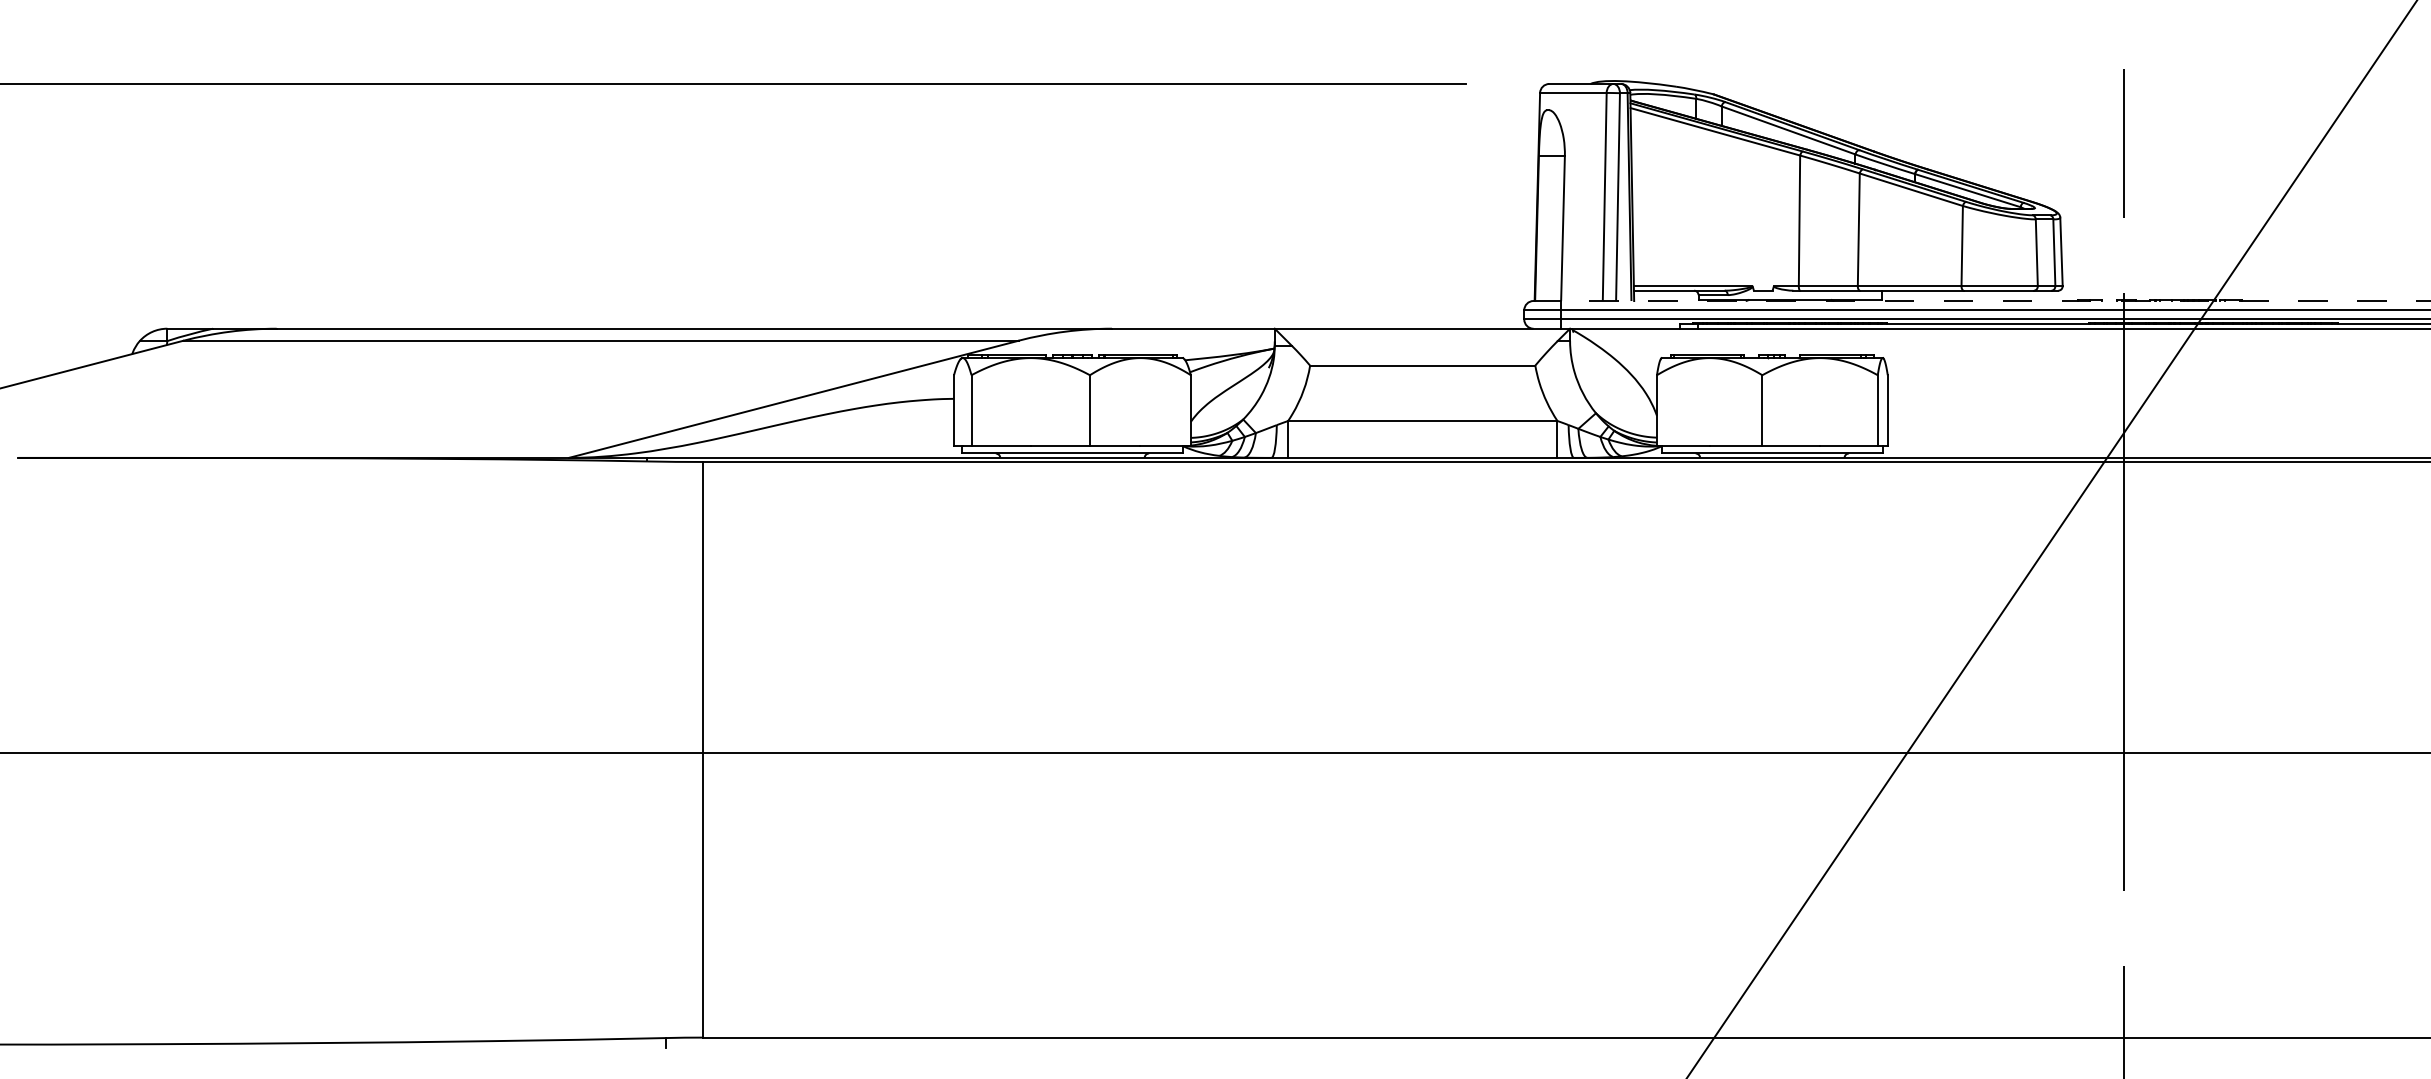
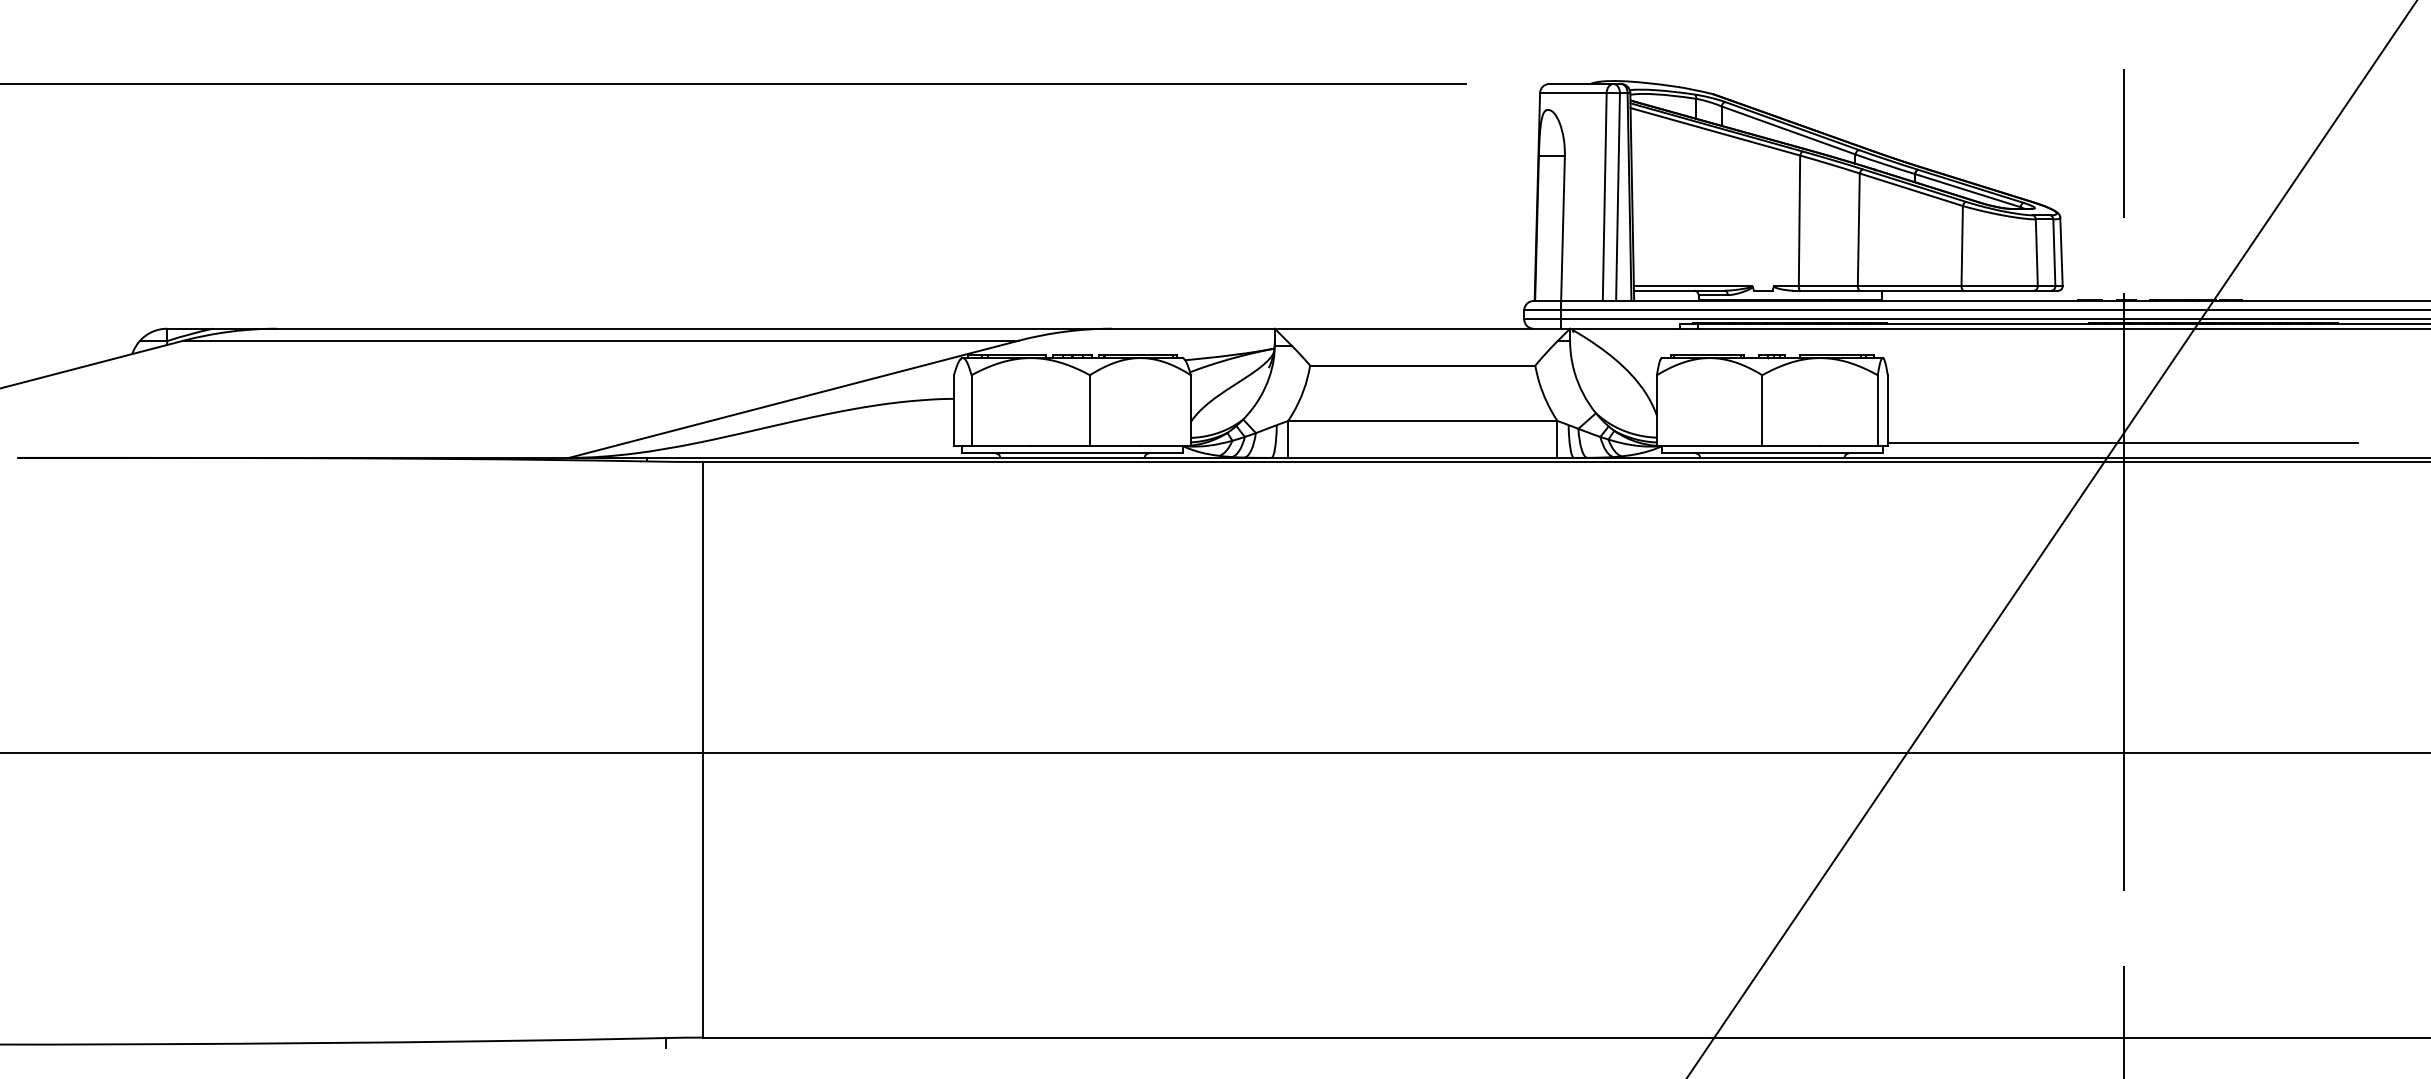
line: dashed -> solid (1996, 301)
line: none -> present (2122, 442)
